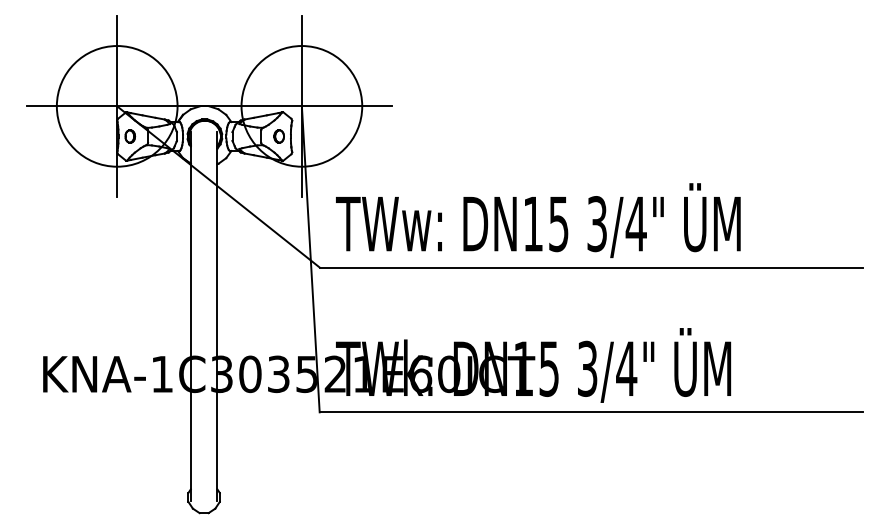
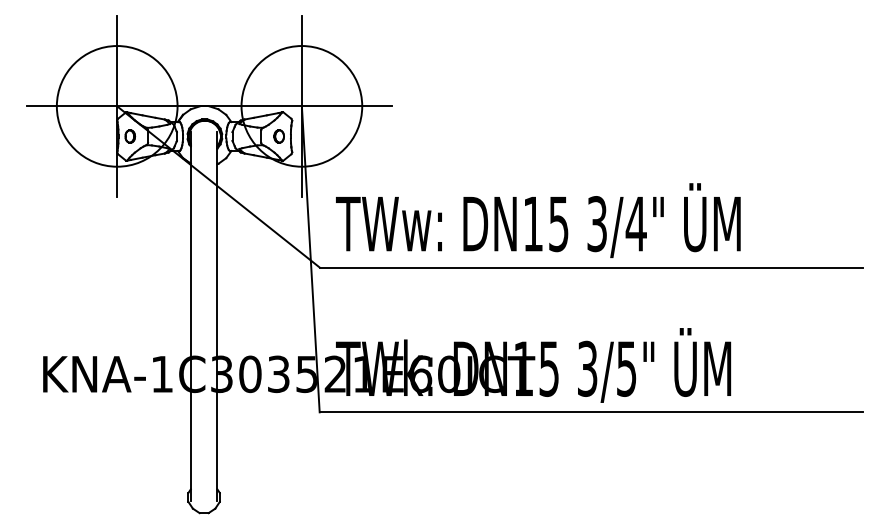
text: 3/4" -> 3/5" (626, 368)
